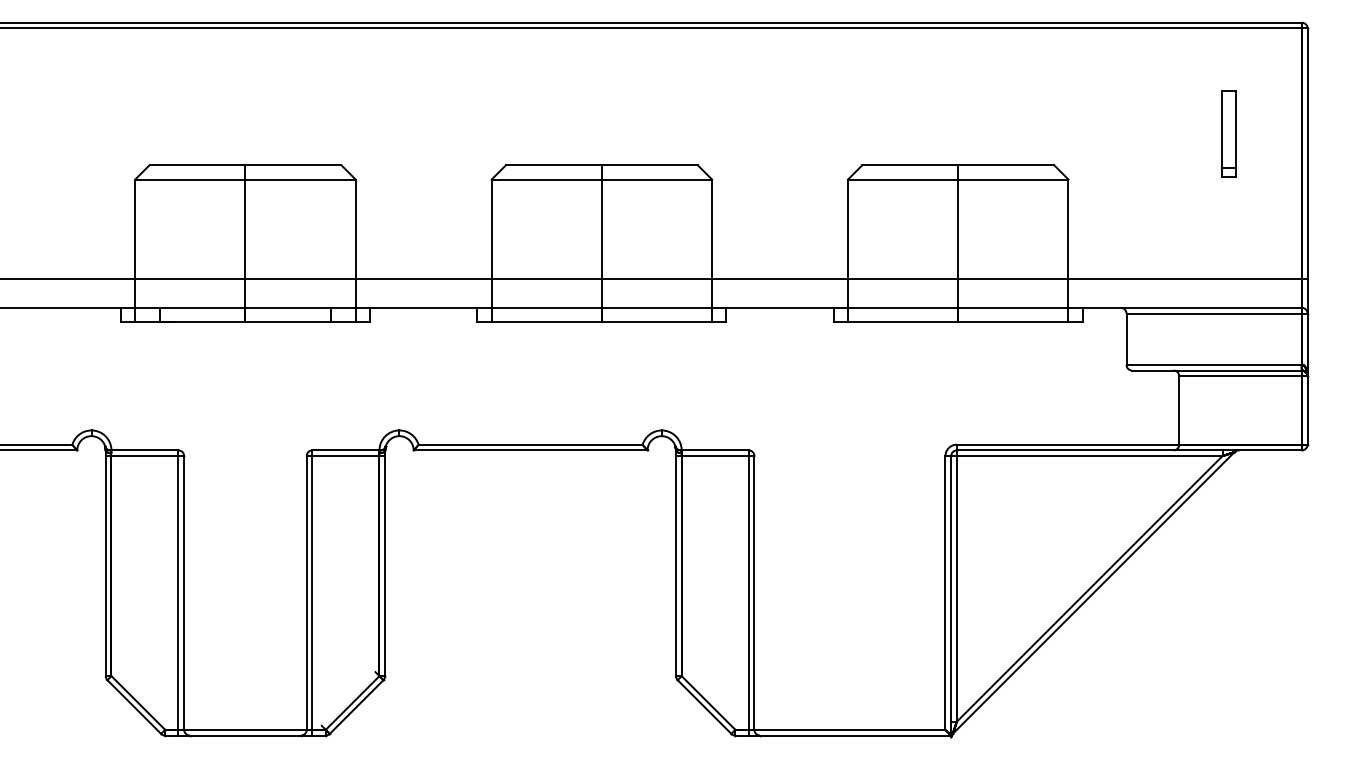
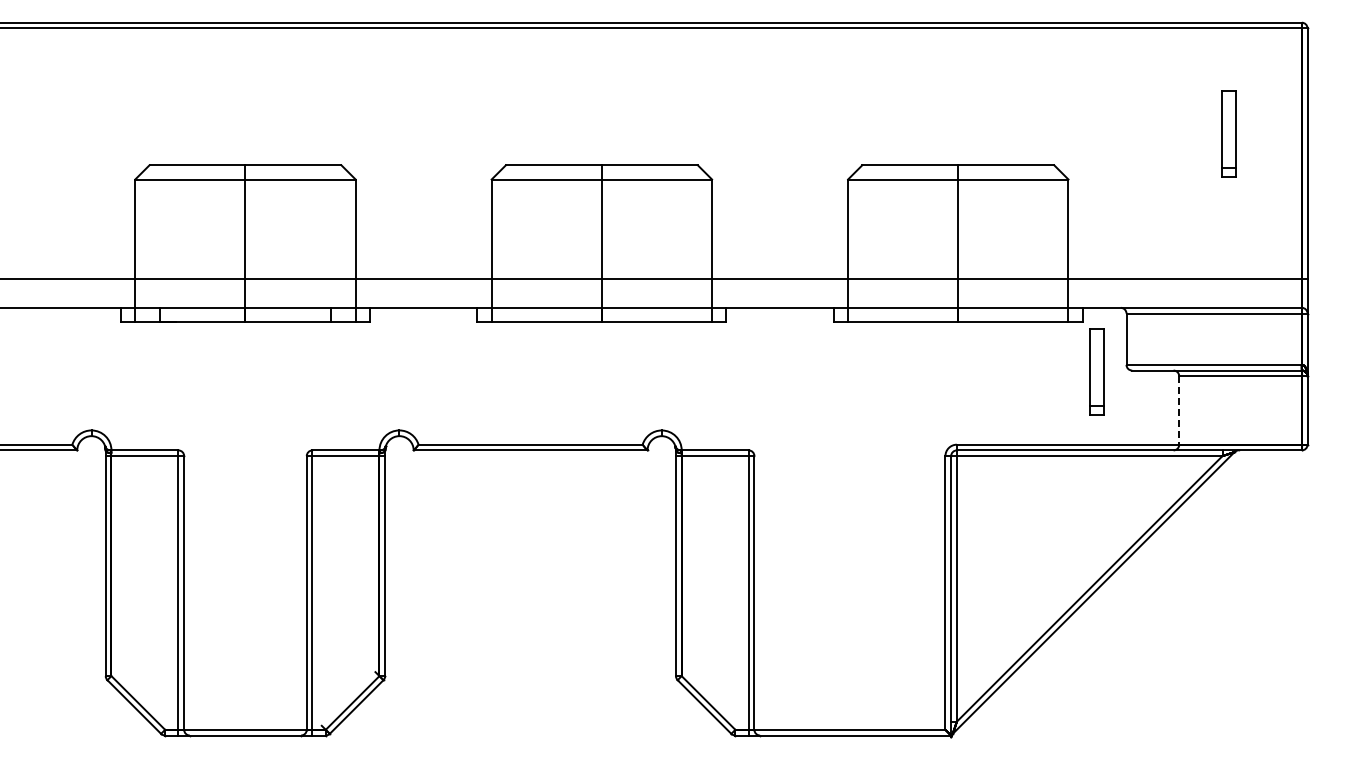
part: none -> present (1096, 371)
line: solid -> dashed (1179, 410)
